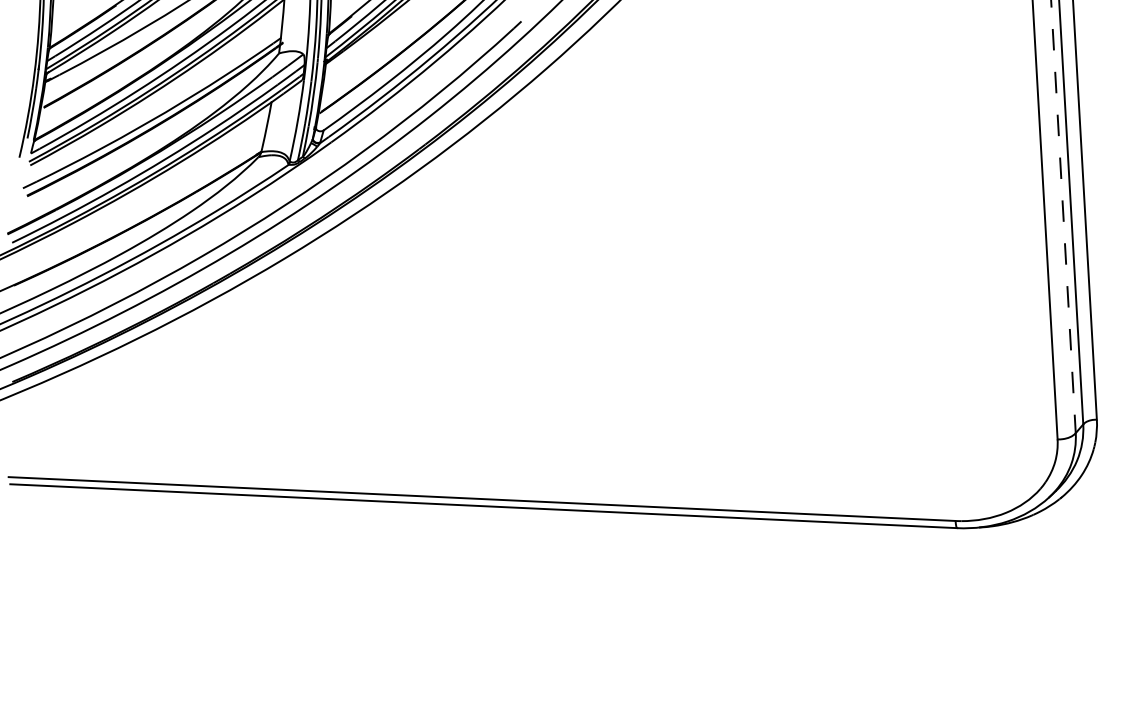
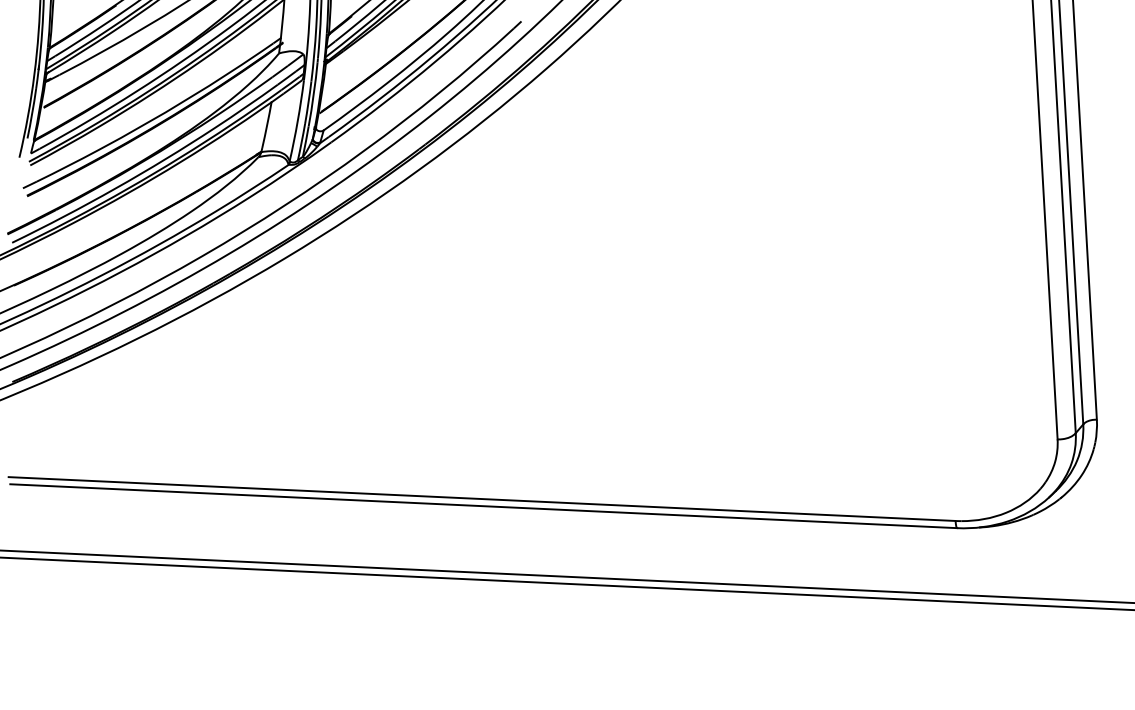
line: dashed -> solid (1063, 216)
line: none -> present (566, 576)
line: none -> present (566, 583)
